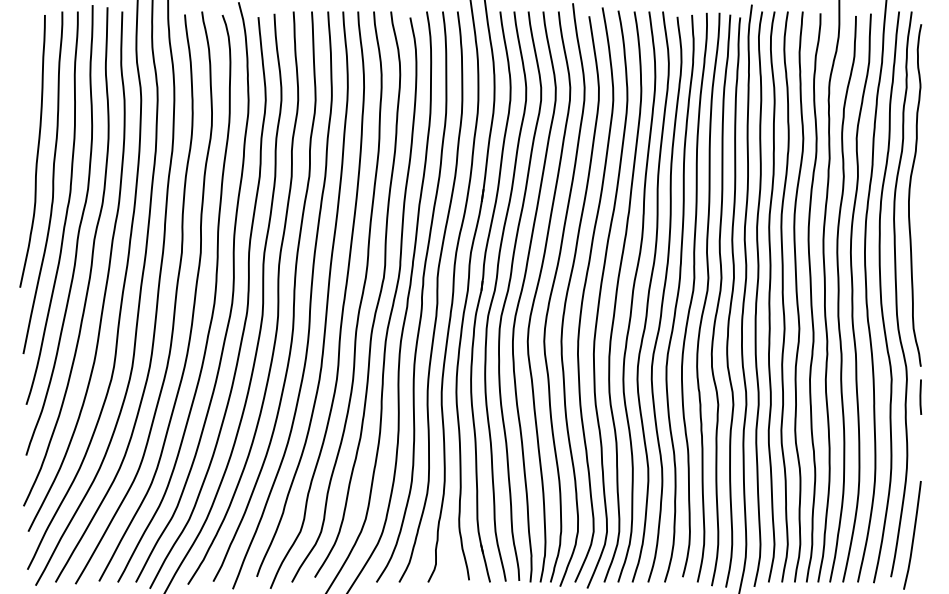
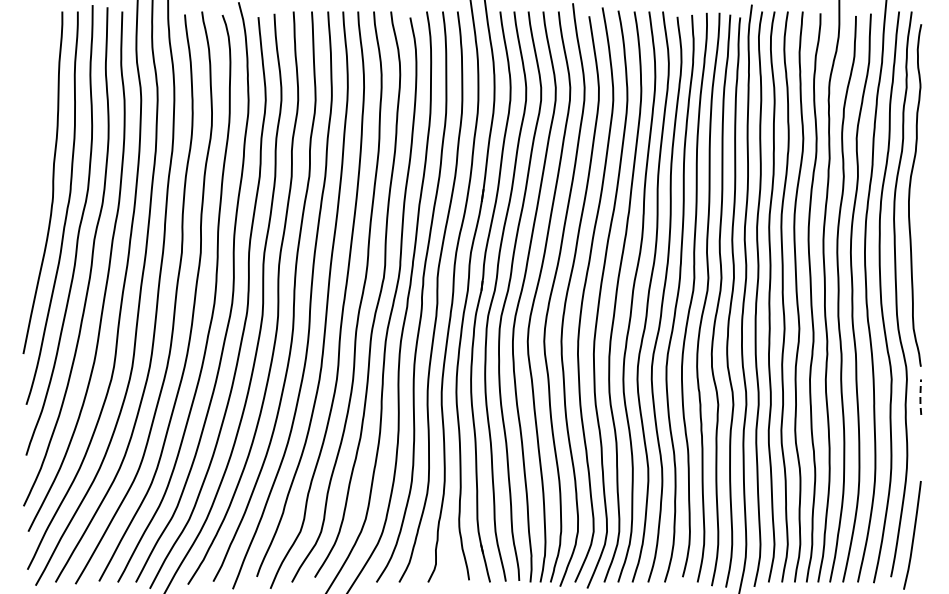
curve: present -> none (36, 153)
line: solid -> dashed (920, 397)
